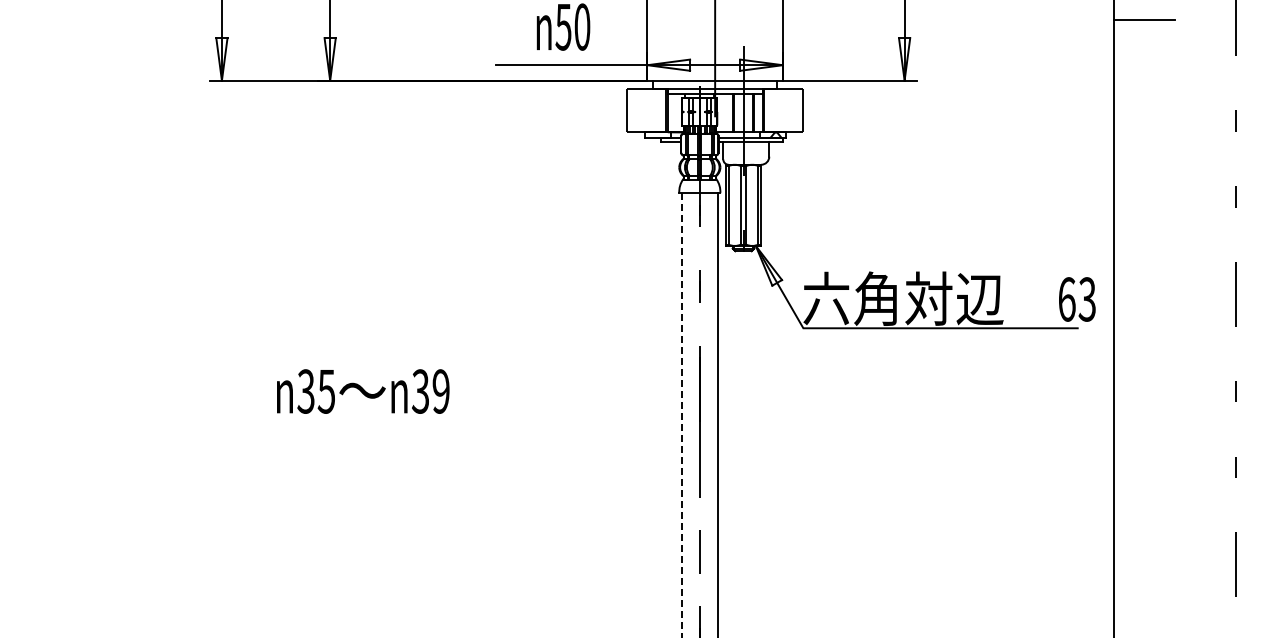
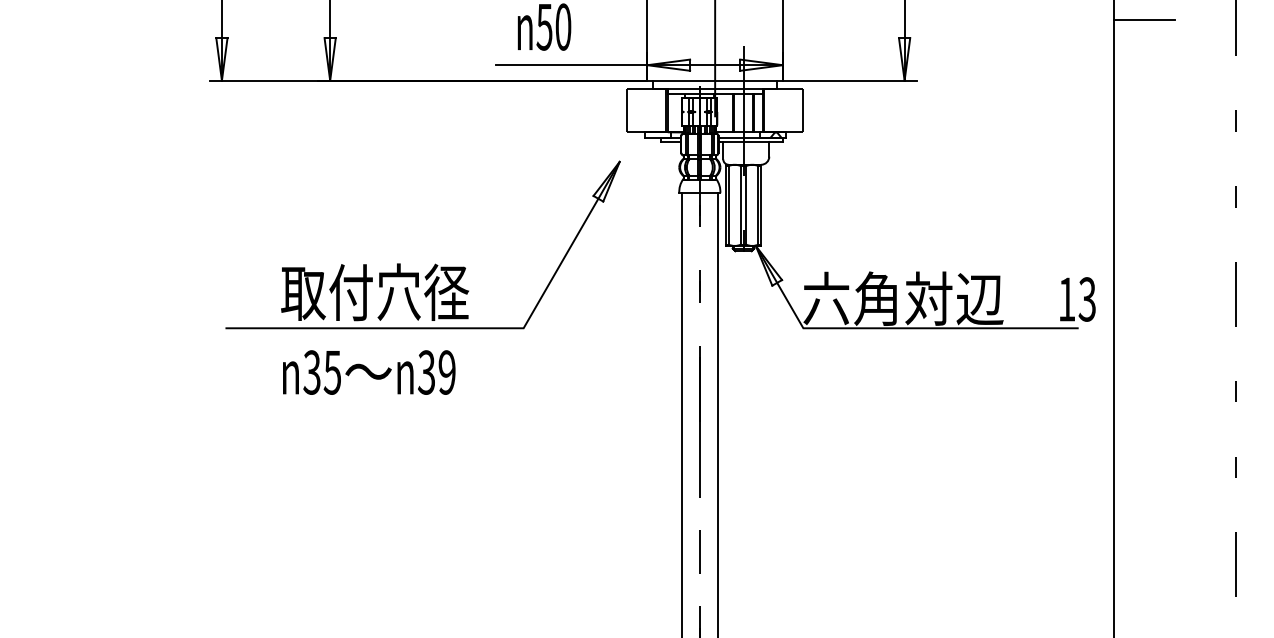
text position: (563, 26) -> (544, 26) (544, 26)
part: none -> present (435, 263)
text: 63 -> 13 (1067, 299)
text position: (363, 391) -> (369, 372) (369, 372)
line: dashed -> solid (681, 416)
